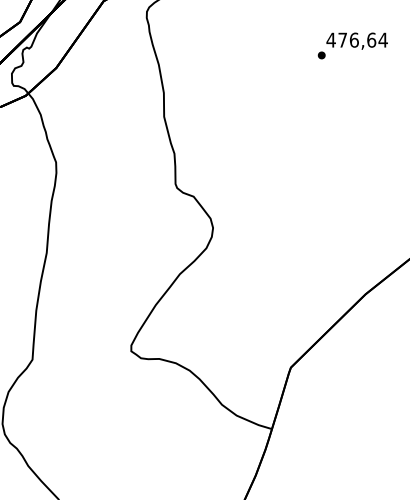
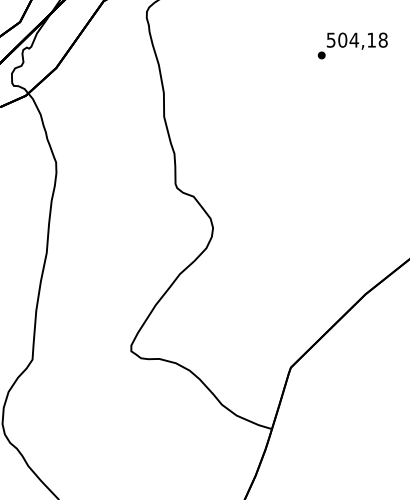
text: 476,64 -> 504,18 (356, 39)
